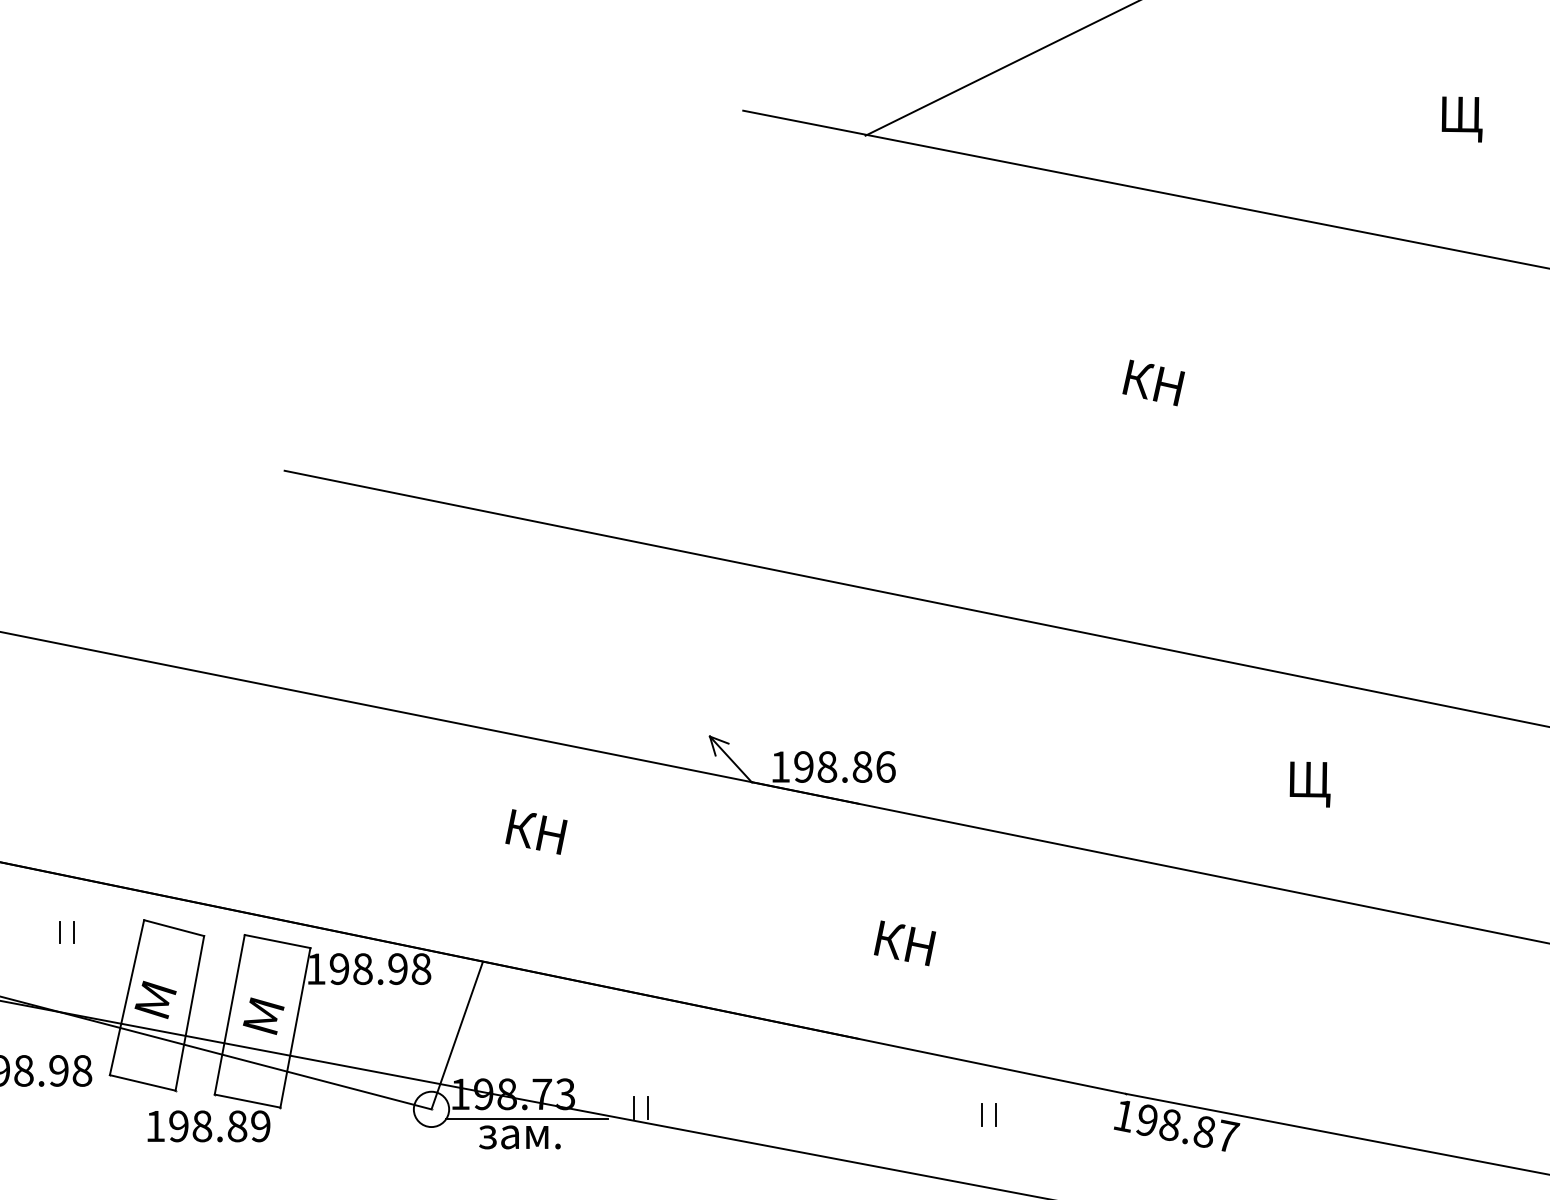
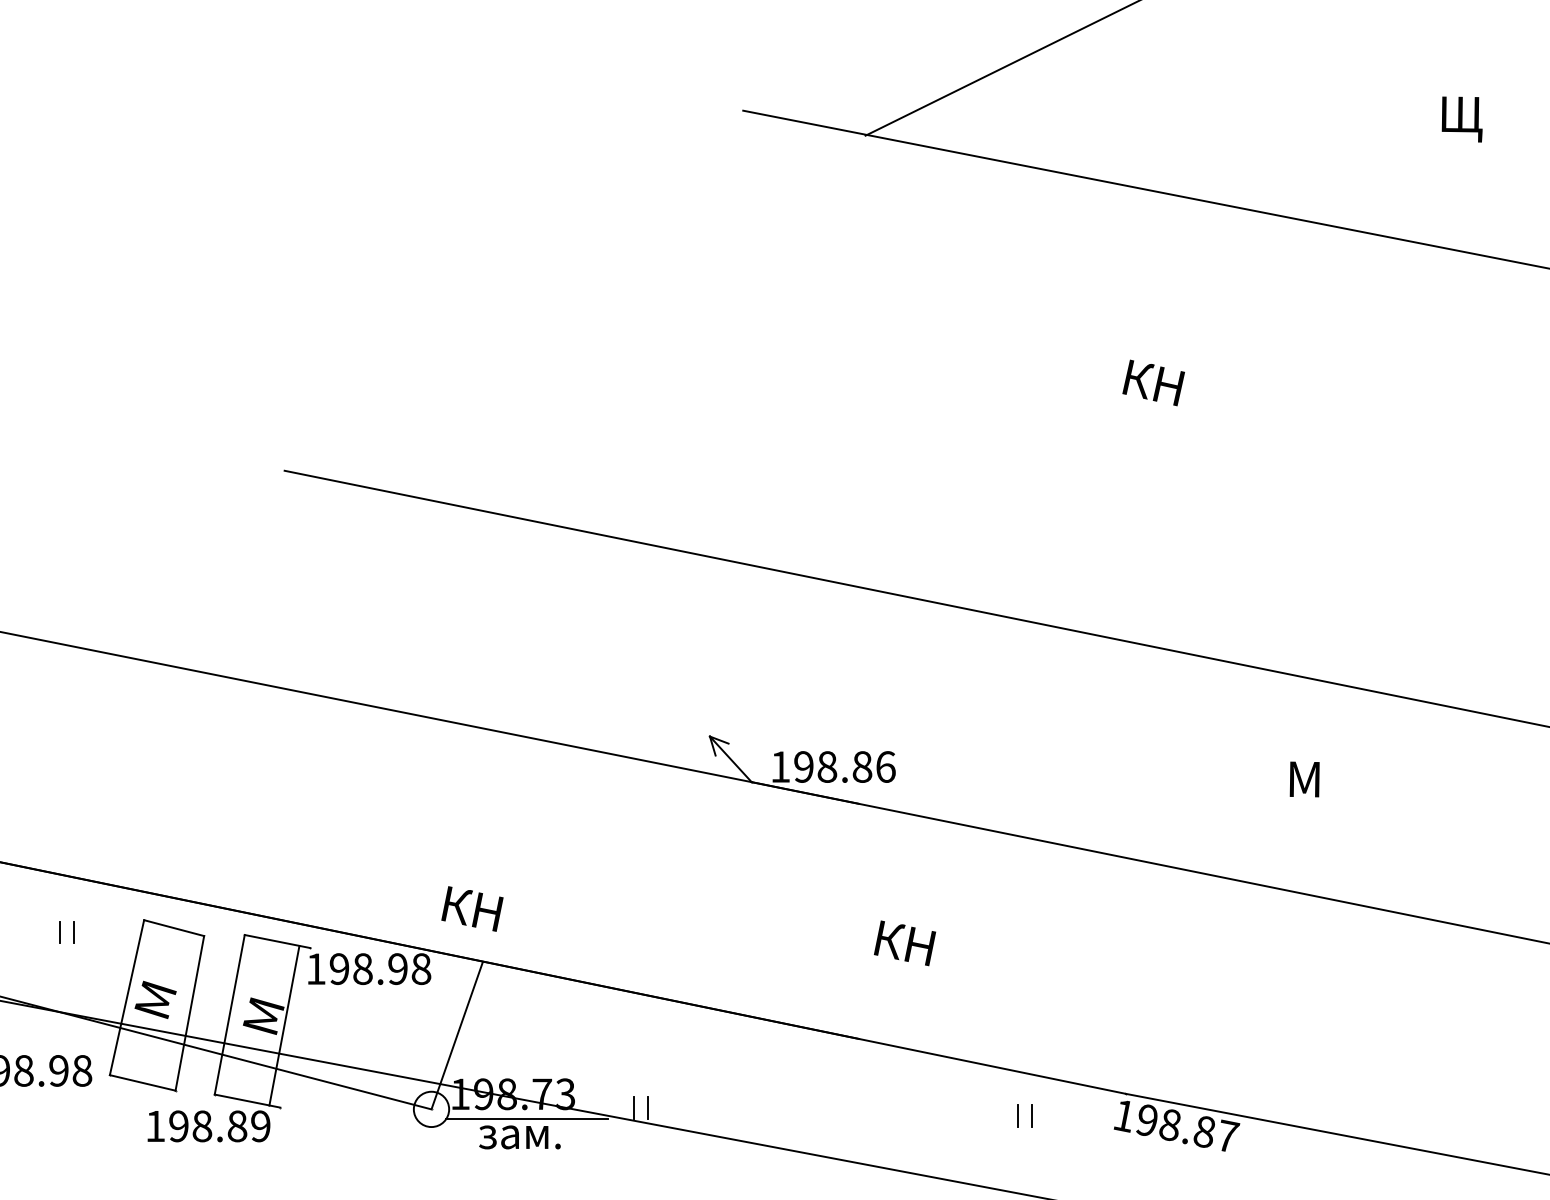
text: Щ -> М (1311, 784)
text position: (536, 831) -> (472, 908) (472, 908)
line position: (295, 1027) -> (284, 1025) (284, 1025)
part position: (988, 1114) -> (1024, 1115) (1024, 1115)
